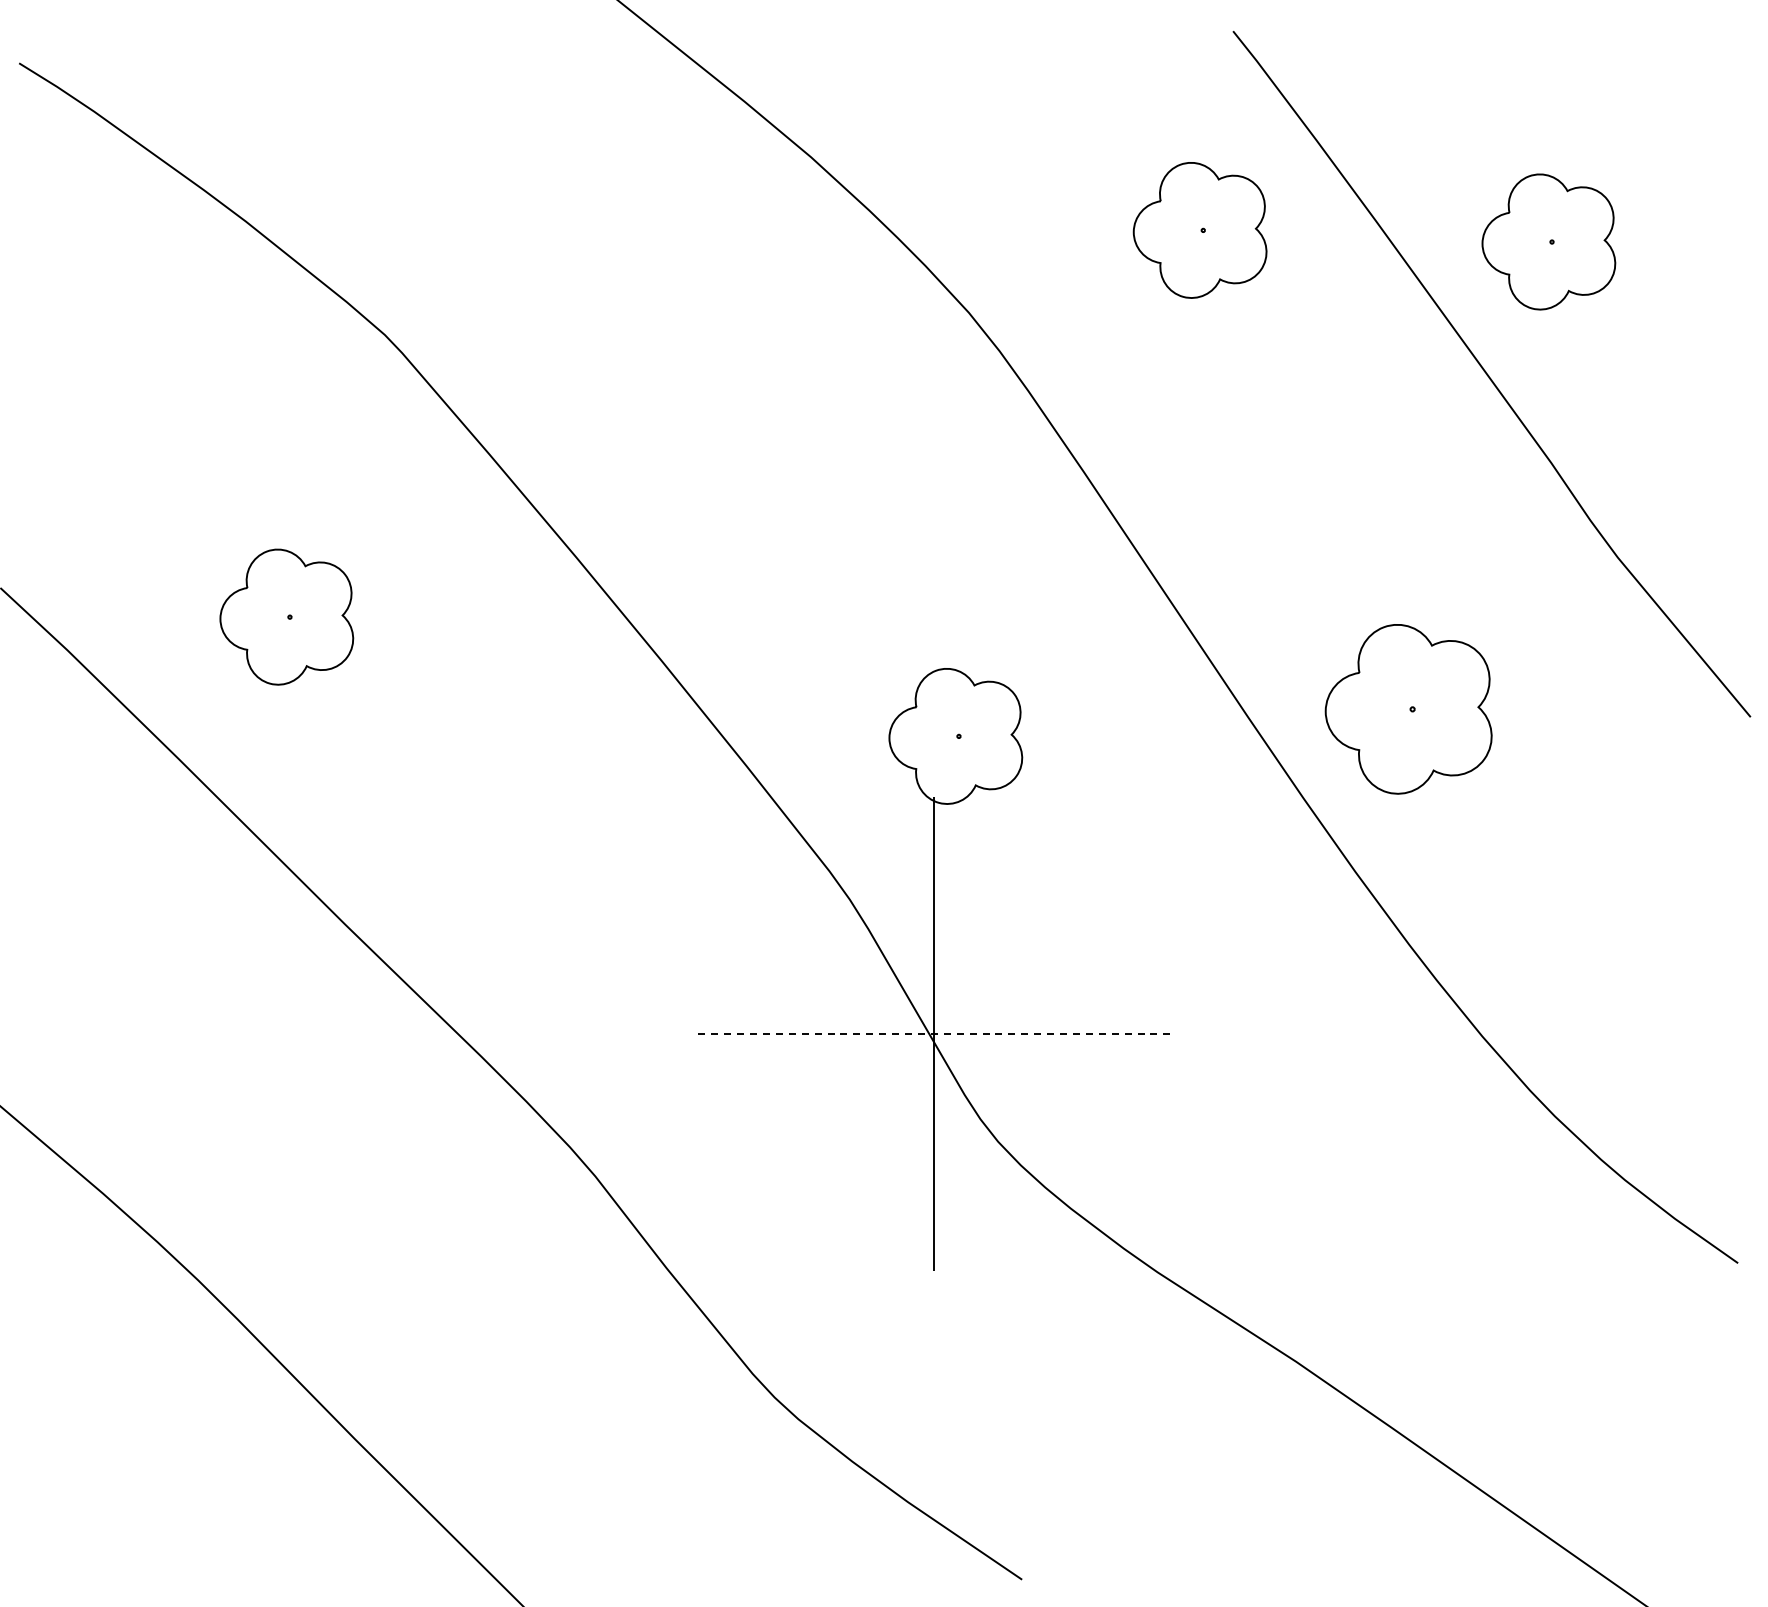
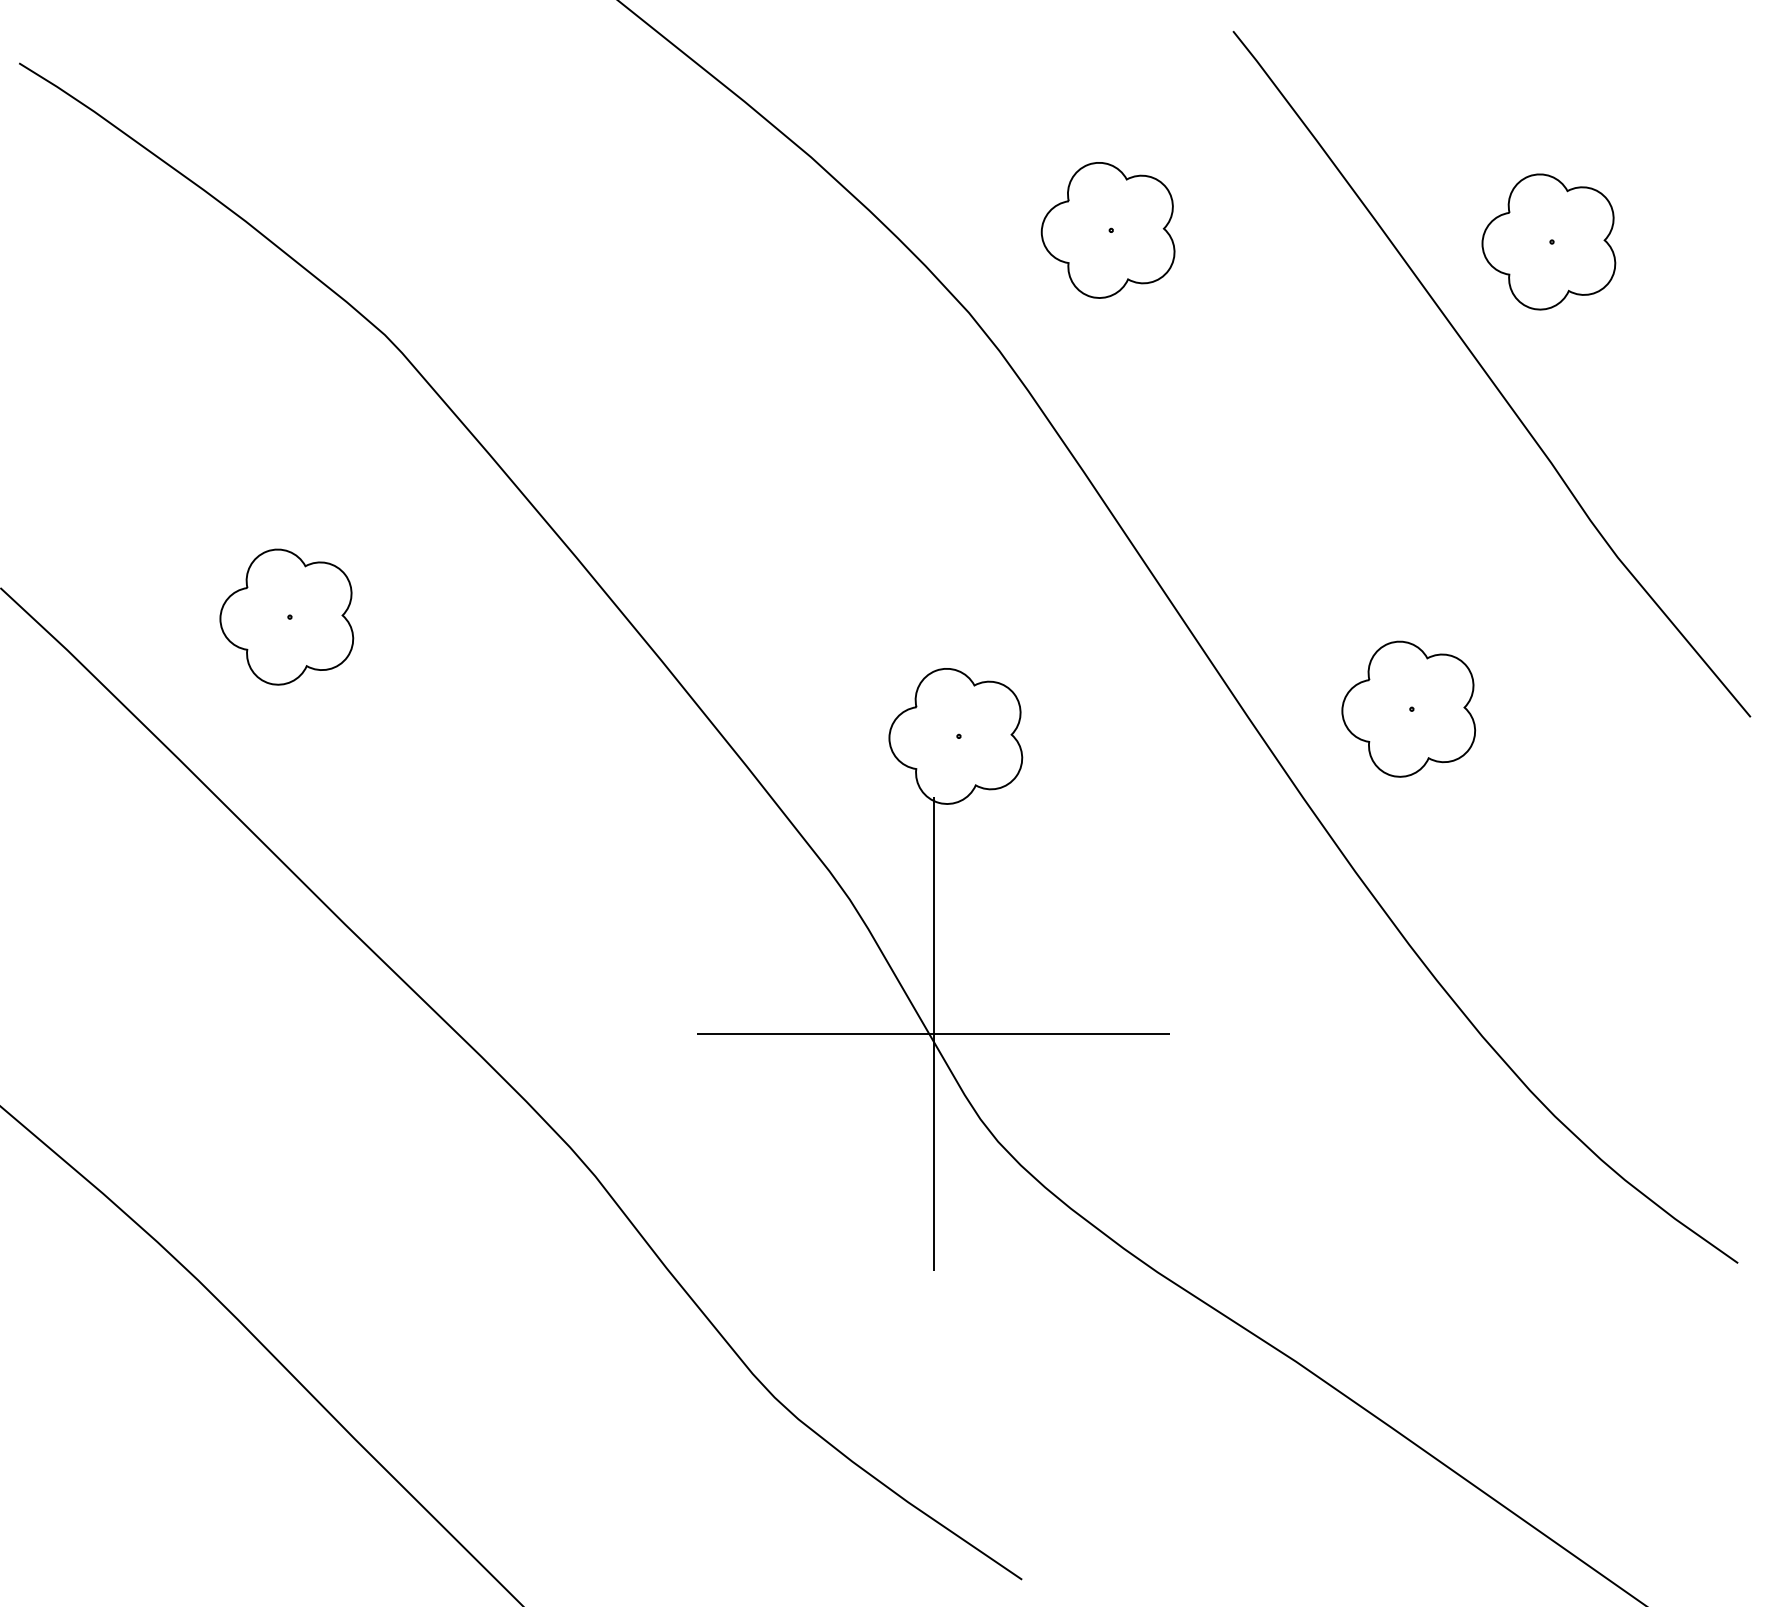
part position: (1199, 230) -> (1107, 230) (1107, 230)
part size: 169x171 px -> 136x138 px (1408, 708)
line: dashed -> solid (933, 1033)
